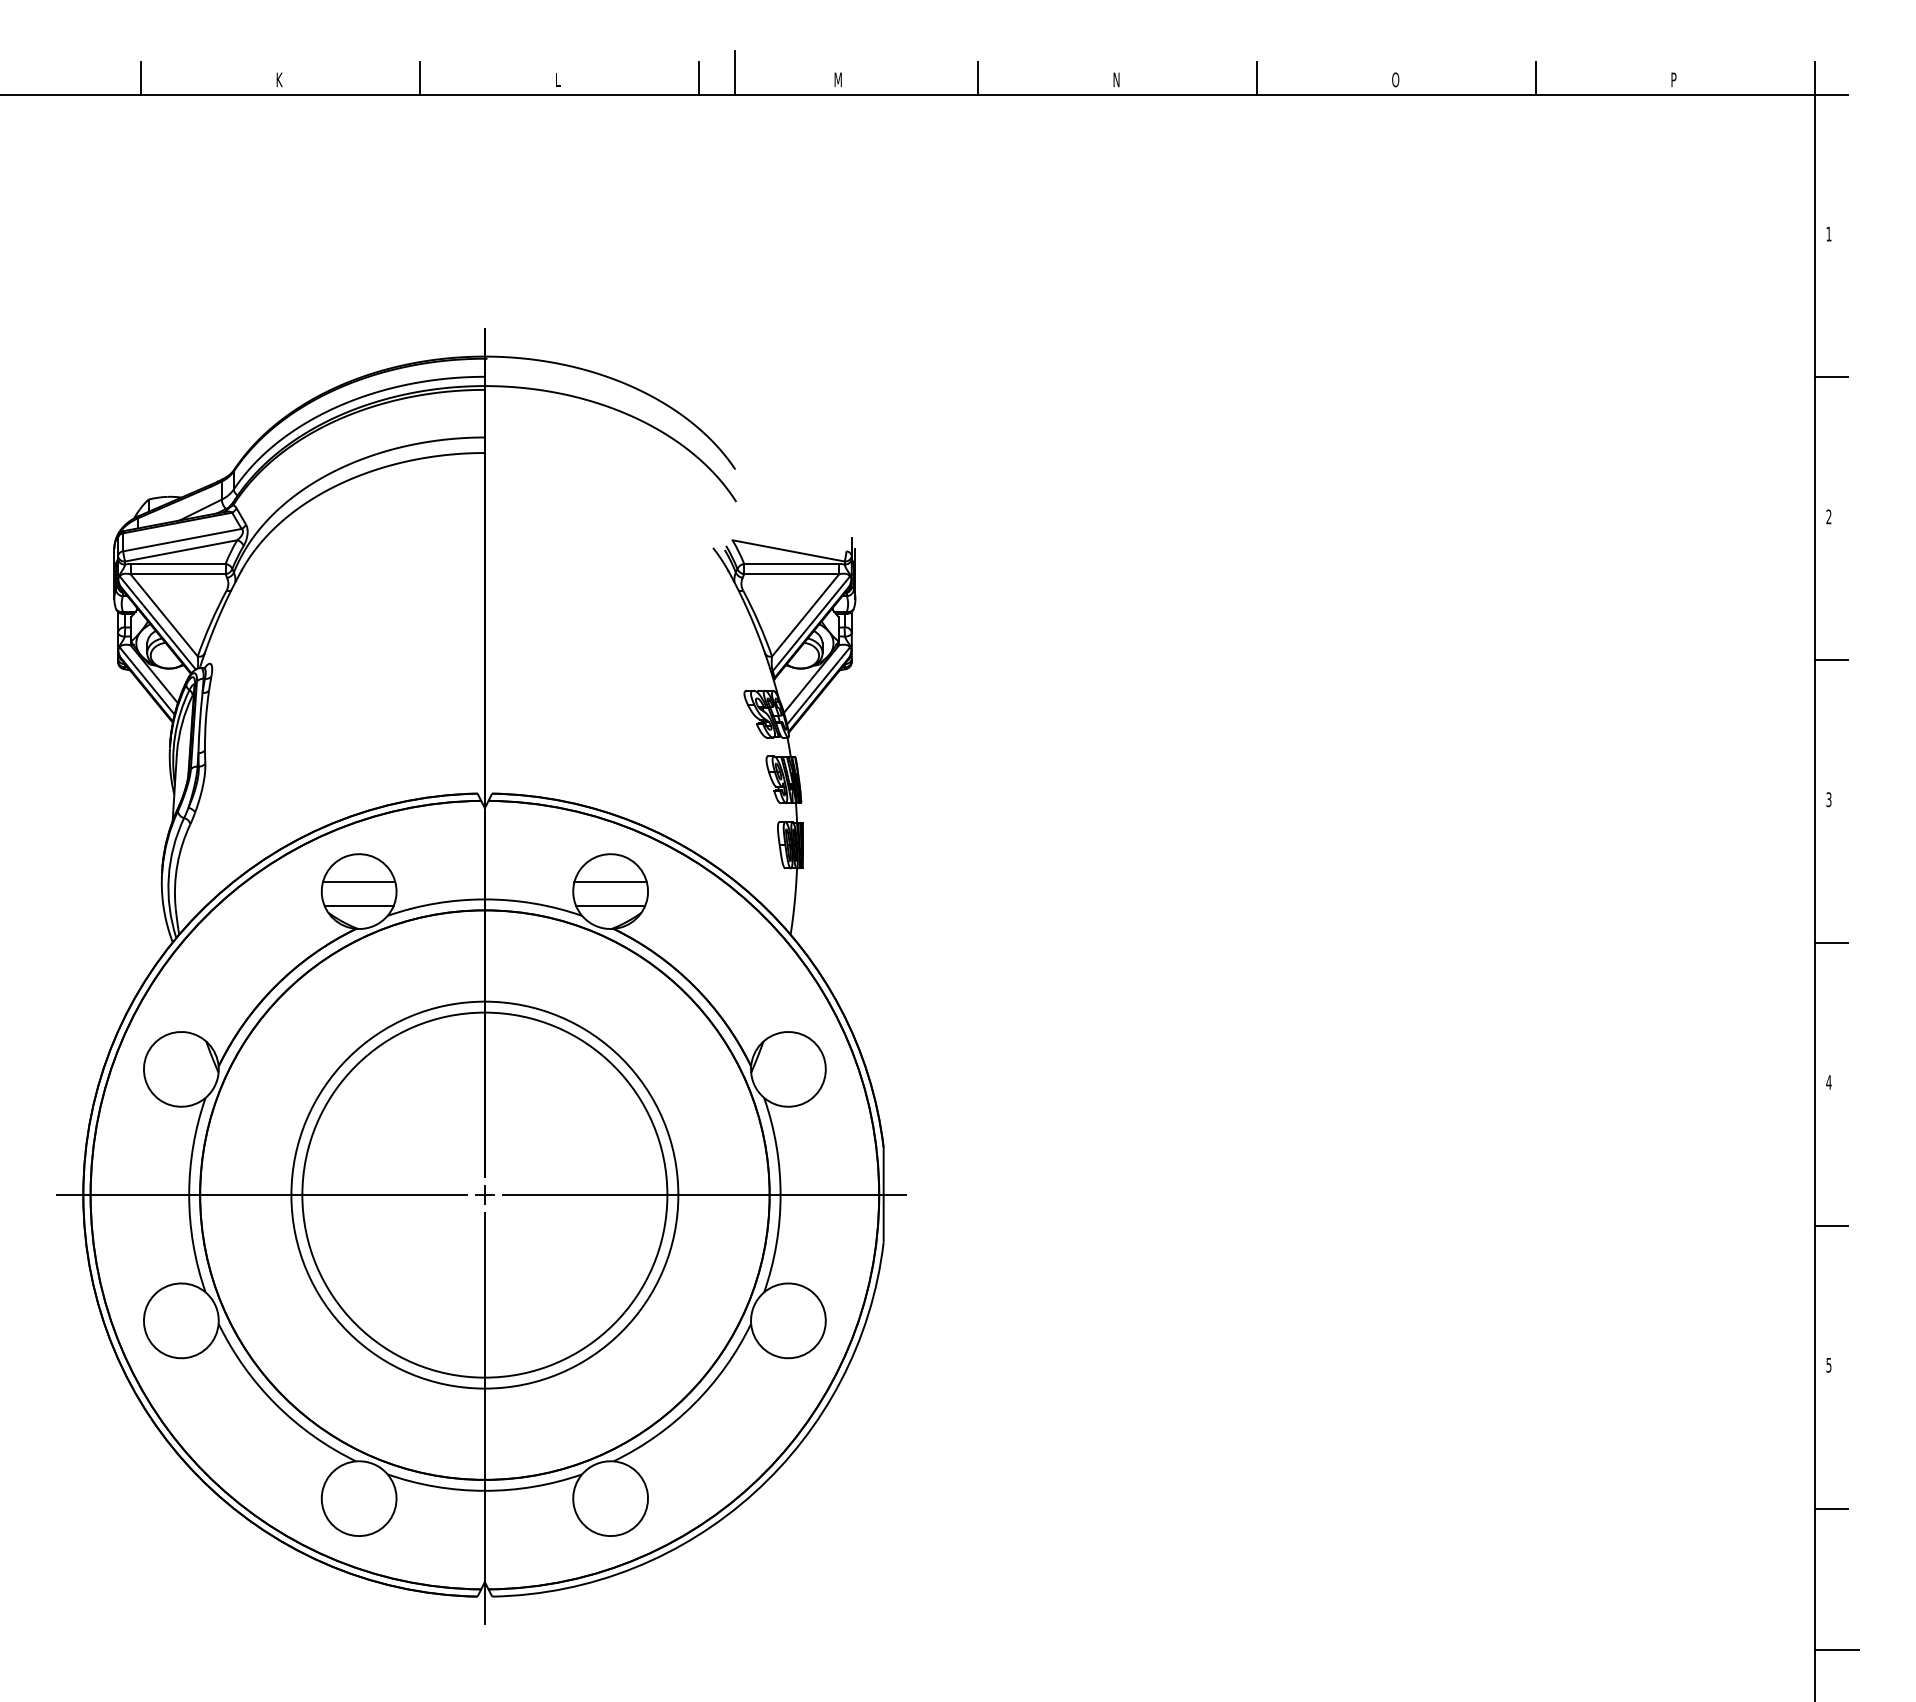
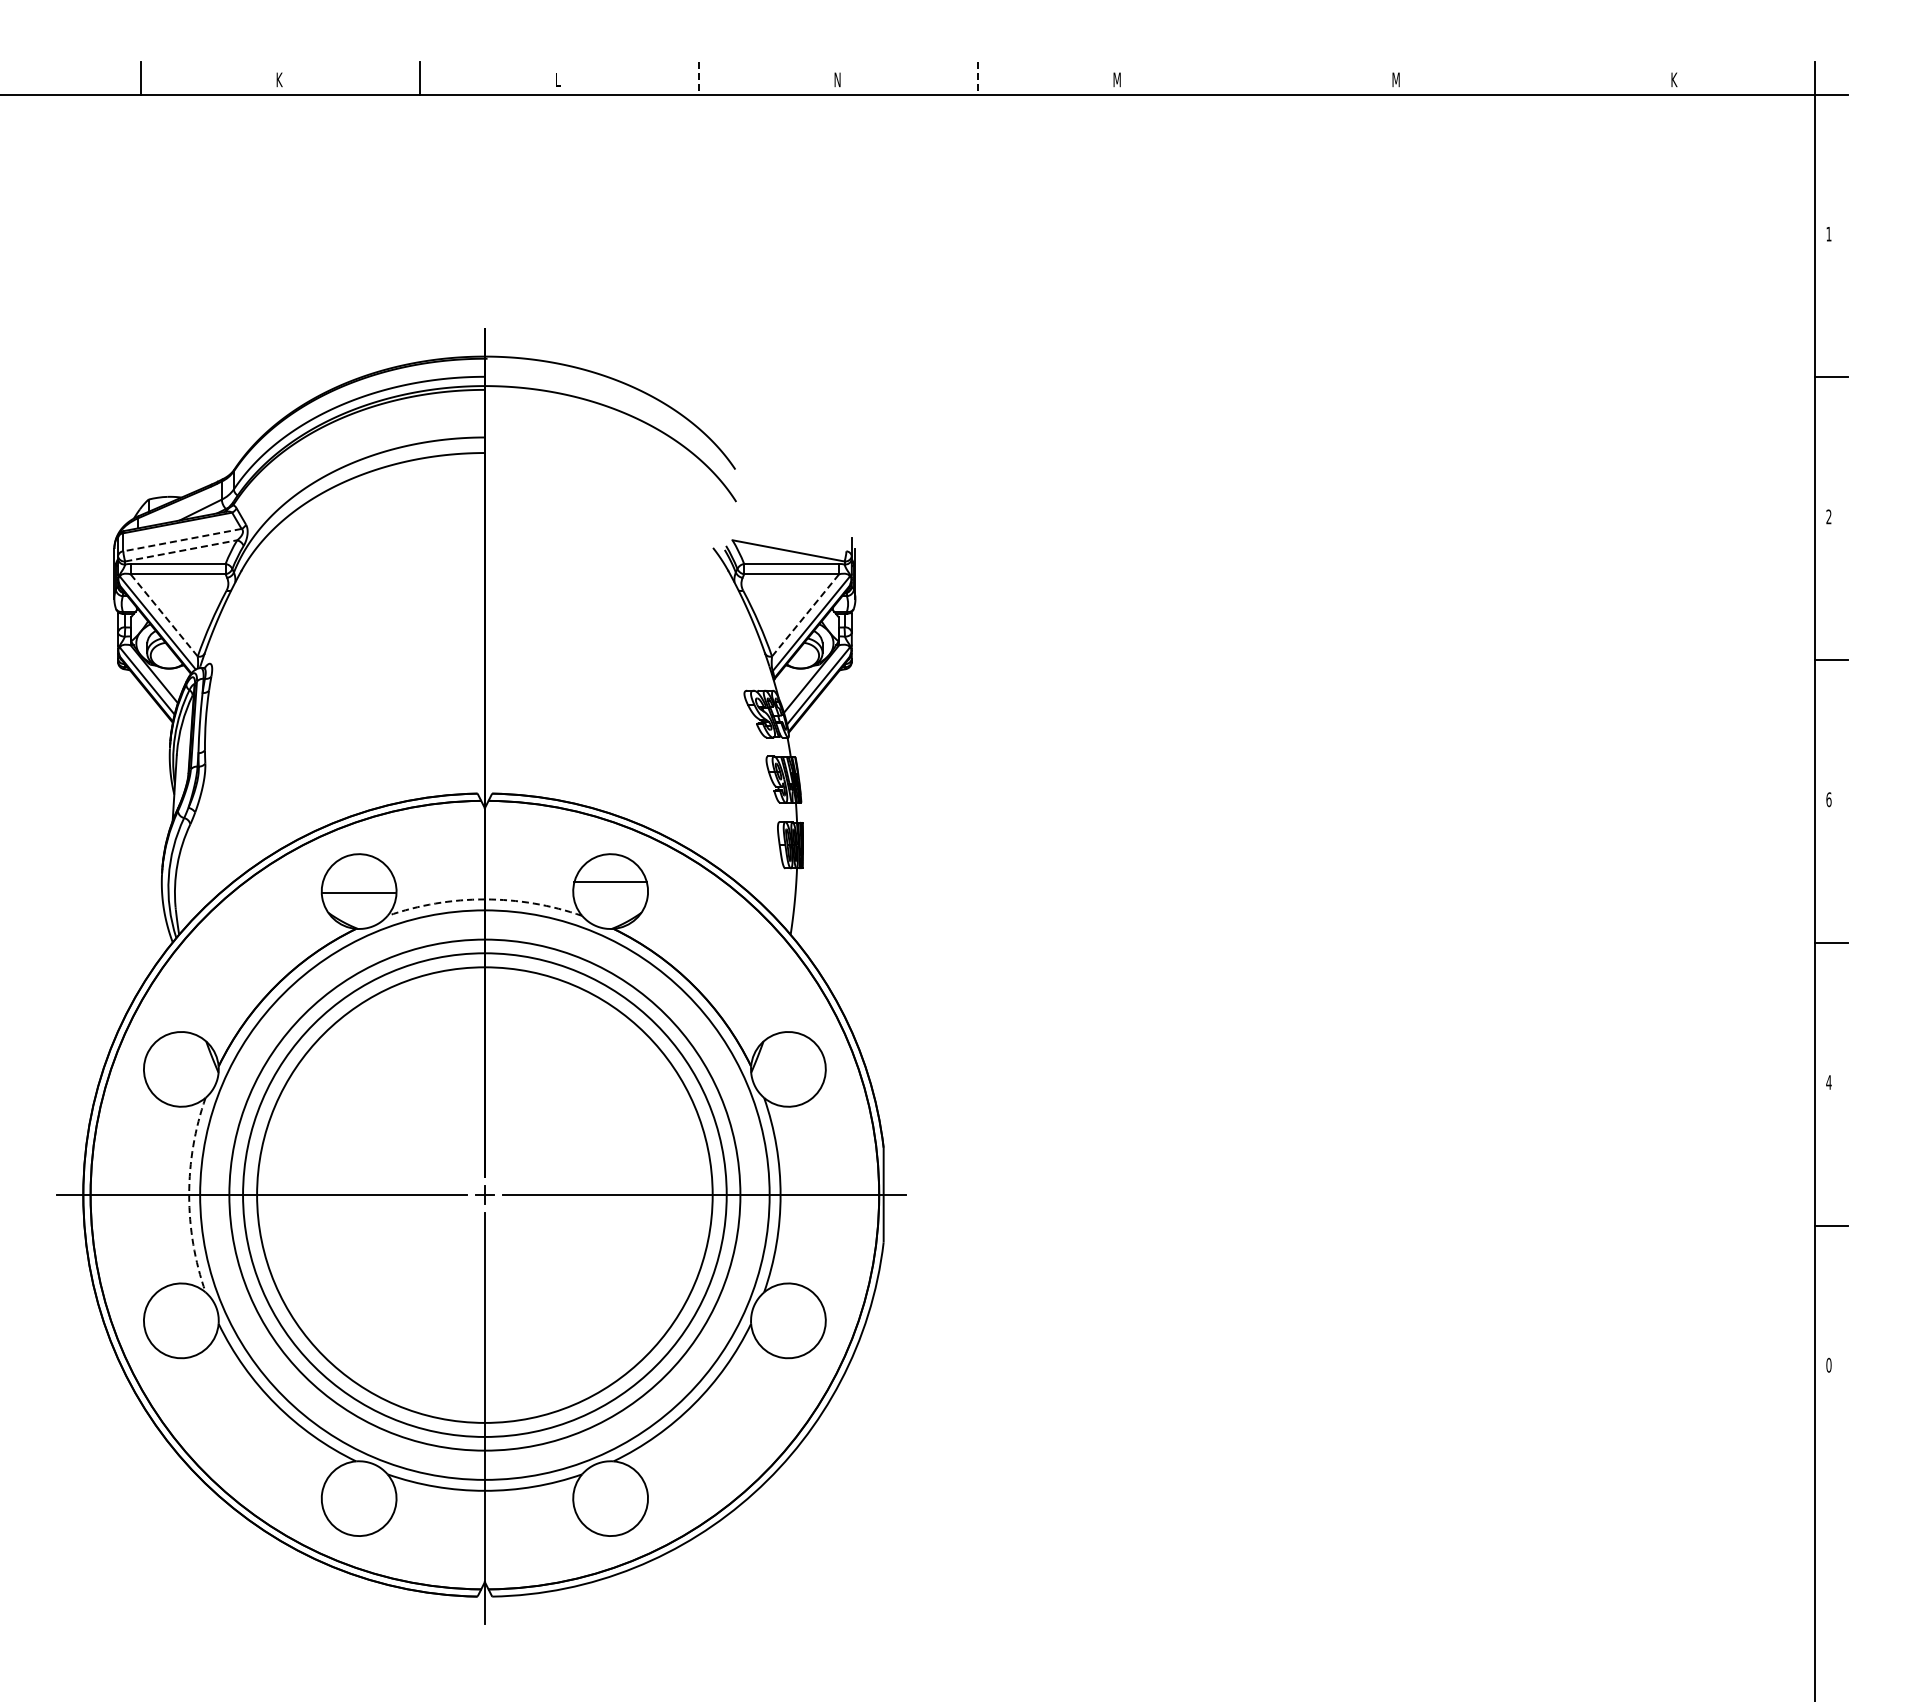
line: present -> none (734, 72)
line: present -> none (1257, 78)
line: present -> none (1535, 78)
line: solid -> dashed (699, 79)
text: M -> N (838, 79)
line: solid -> dashed (978, 79)
text: N -> M (1117, 79)
text: O -> M (1395, 79)
text: P -> K (1674, 79)
line: solid -> dashed (182, 540)
line: solid -> dashed (181, 550)
line: solid -> dashed (163, 615)
line: solid -> dashed (805, 615)
text: 3 -> 6 (1828, 799)
line position: (359, 881) -> (359, 892) (359, 892)
arc: solid -> dashed (484, 899)
line: present -> none (358, 906)
line: present -> none (610, 906)
circle diameter: 365 px -> 511 px (484, 1194)
circle diameter: 387 px -> 484 px (484, 1194)
circle diameter: 570 px -> 456 px (484, 1194)
arc: solid -> dashed (189, 1195)
text: 5 -> 0 (1828, 1364)
line: present -> none (1830, 1508)
line: present -> none (1836, 1650)
